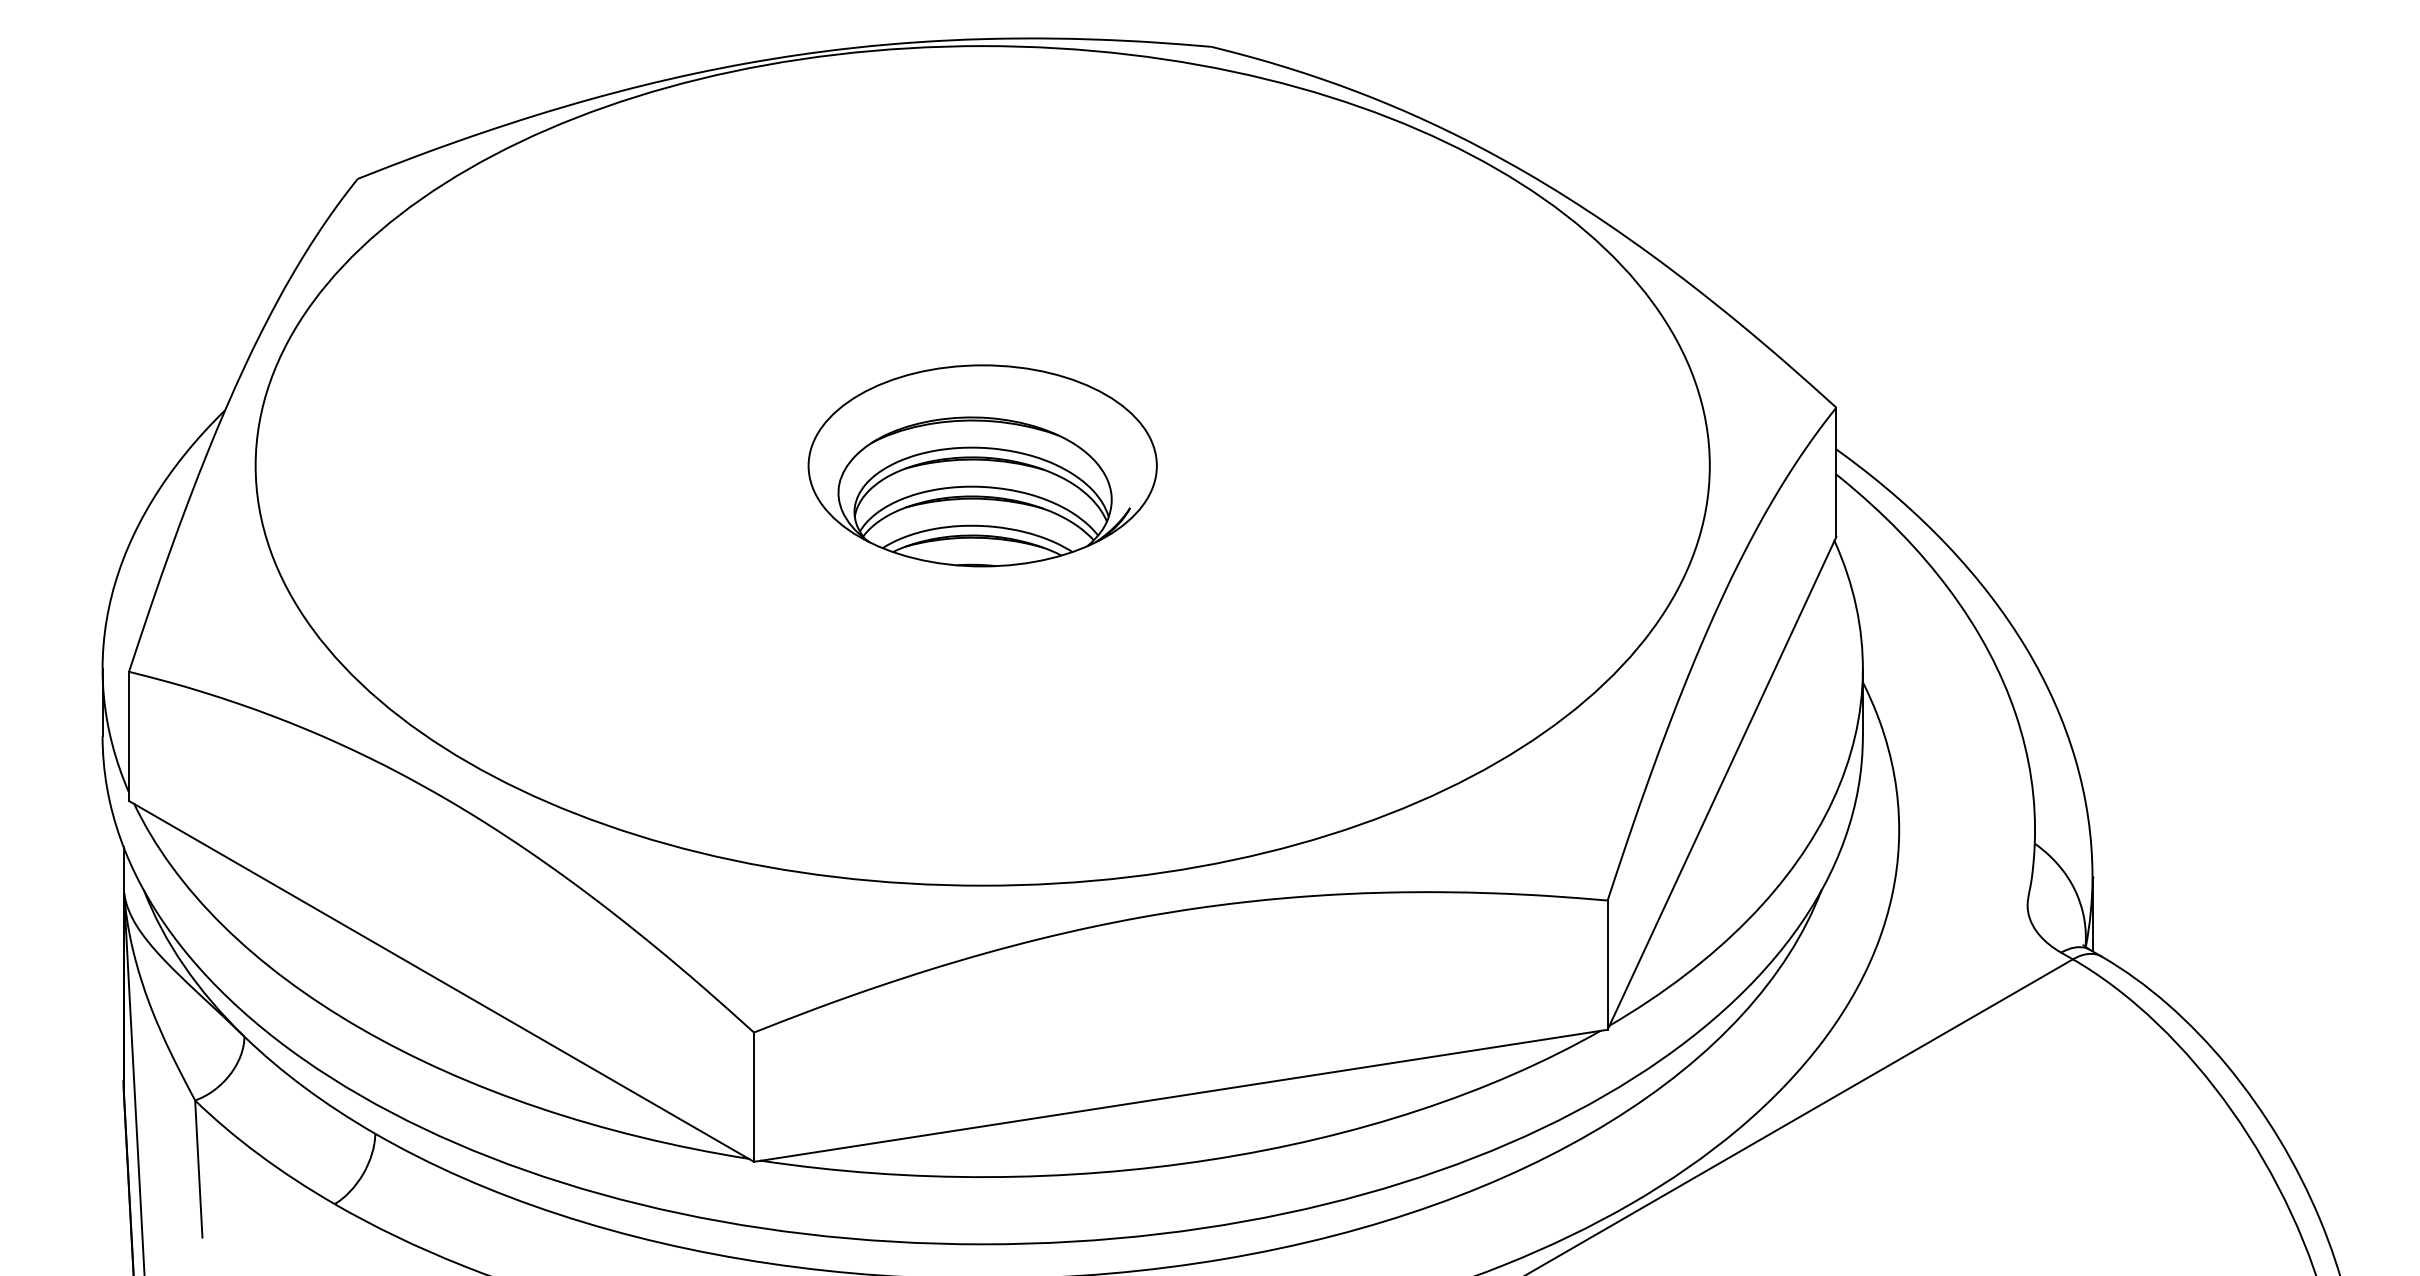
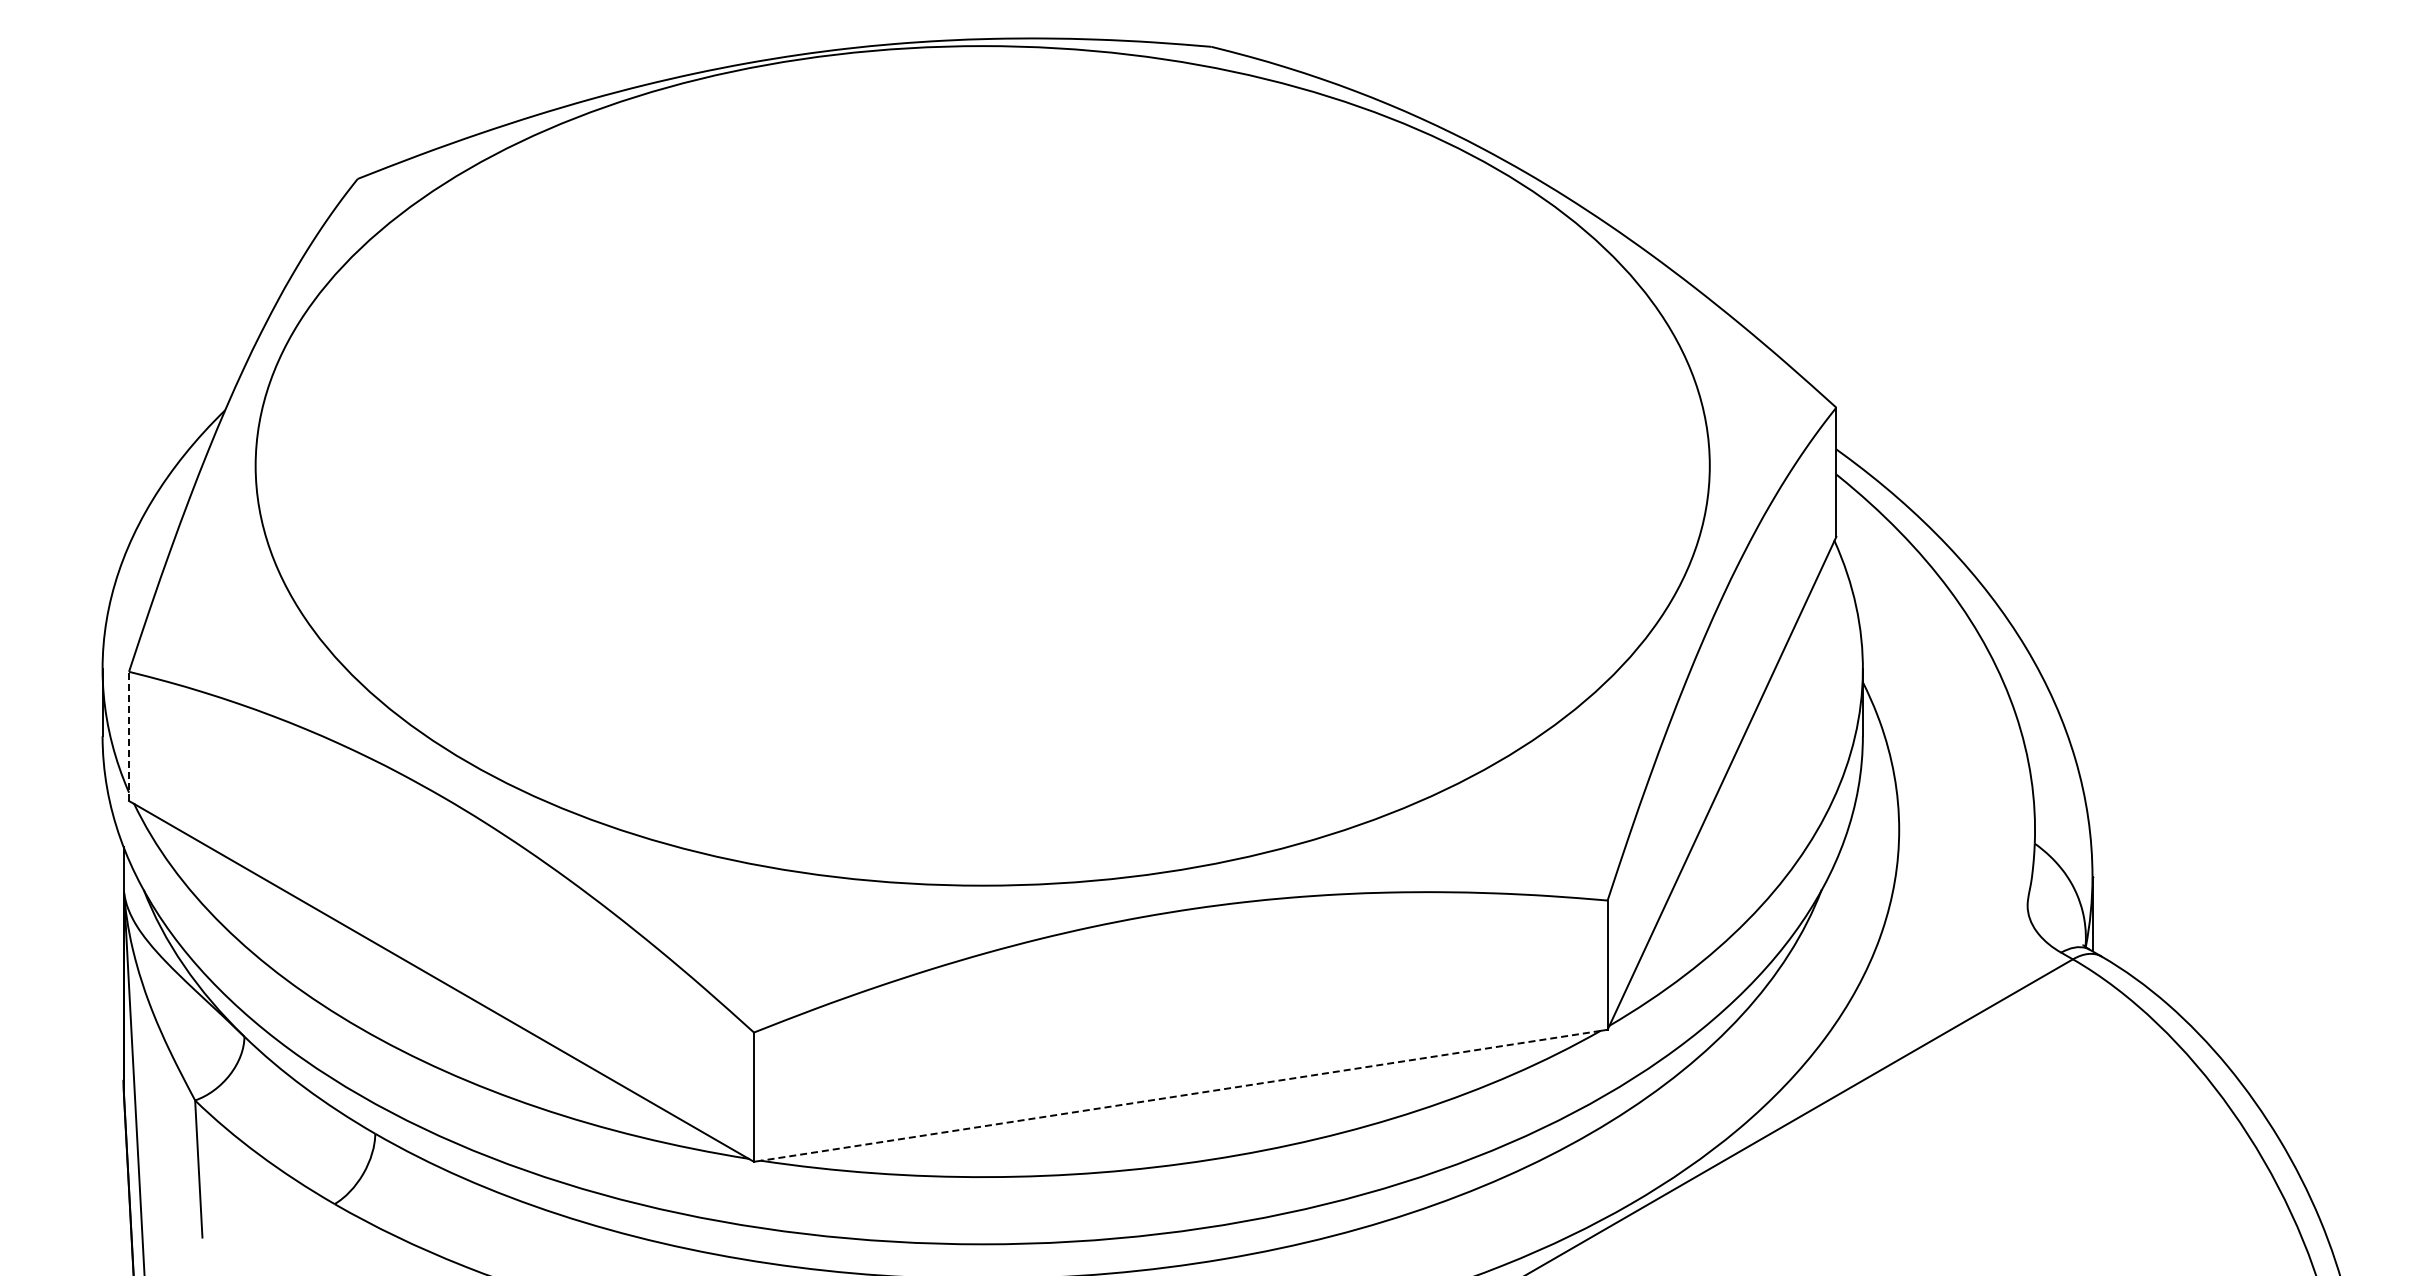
part: present -> none (982, 465)
line: solid -> dashed (129, 736)
line: solid -> dashed (1180, 1095)
